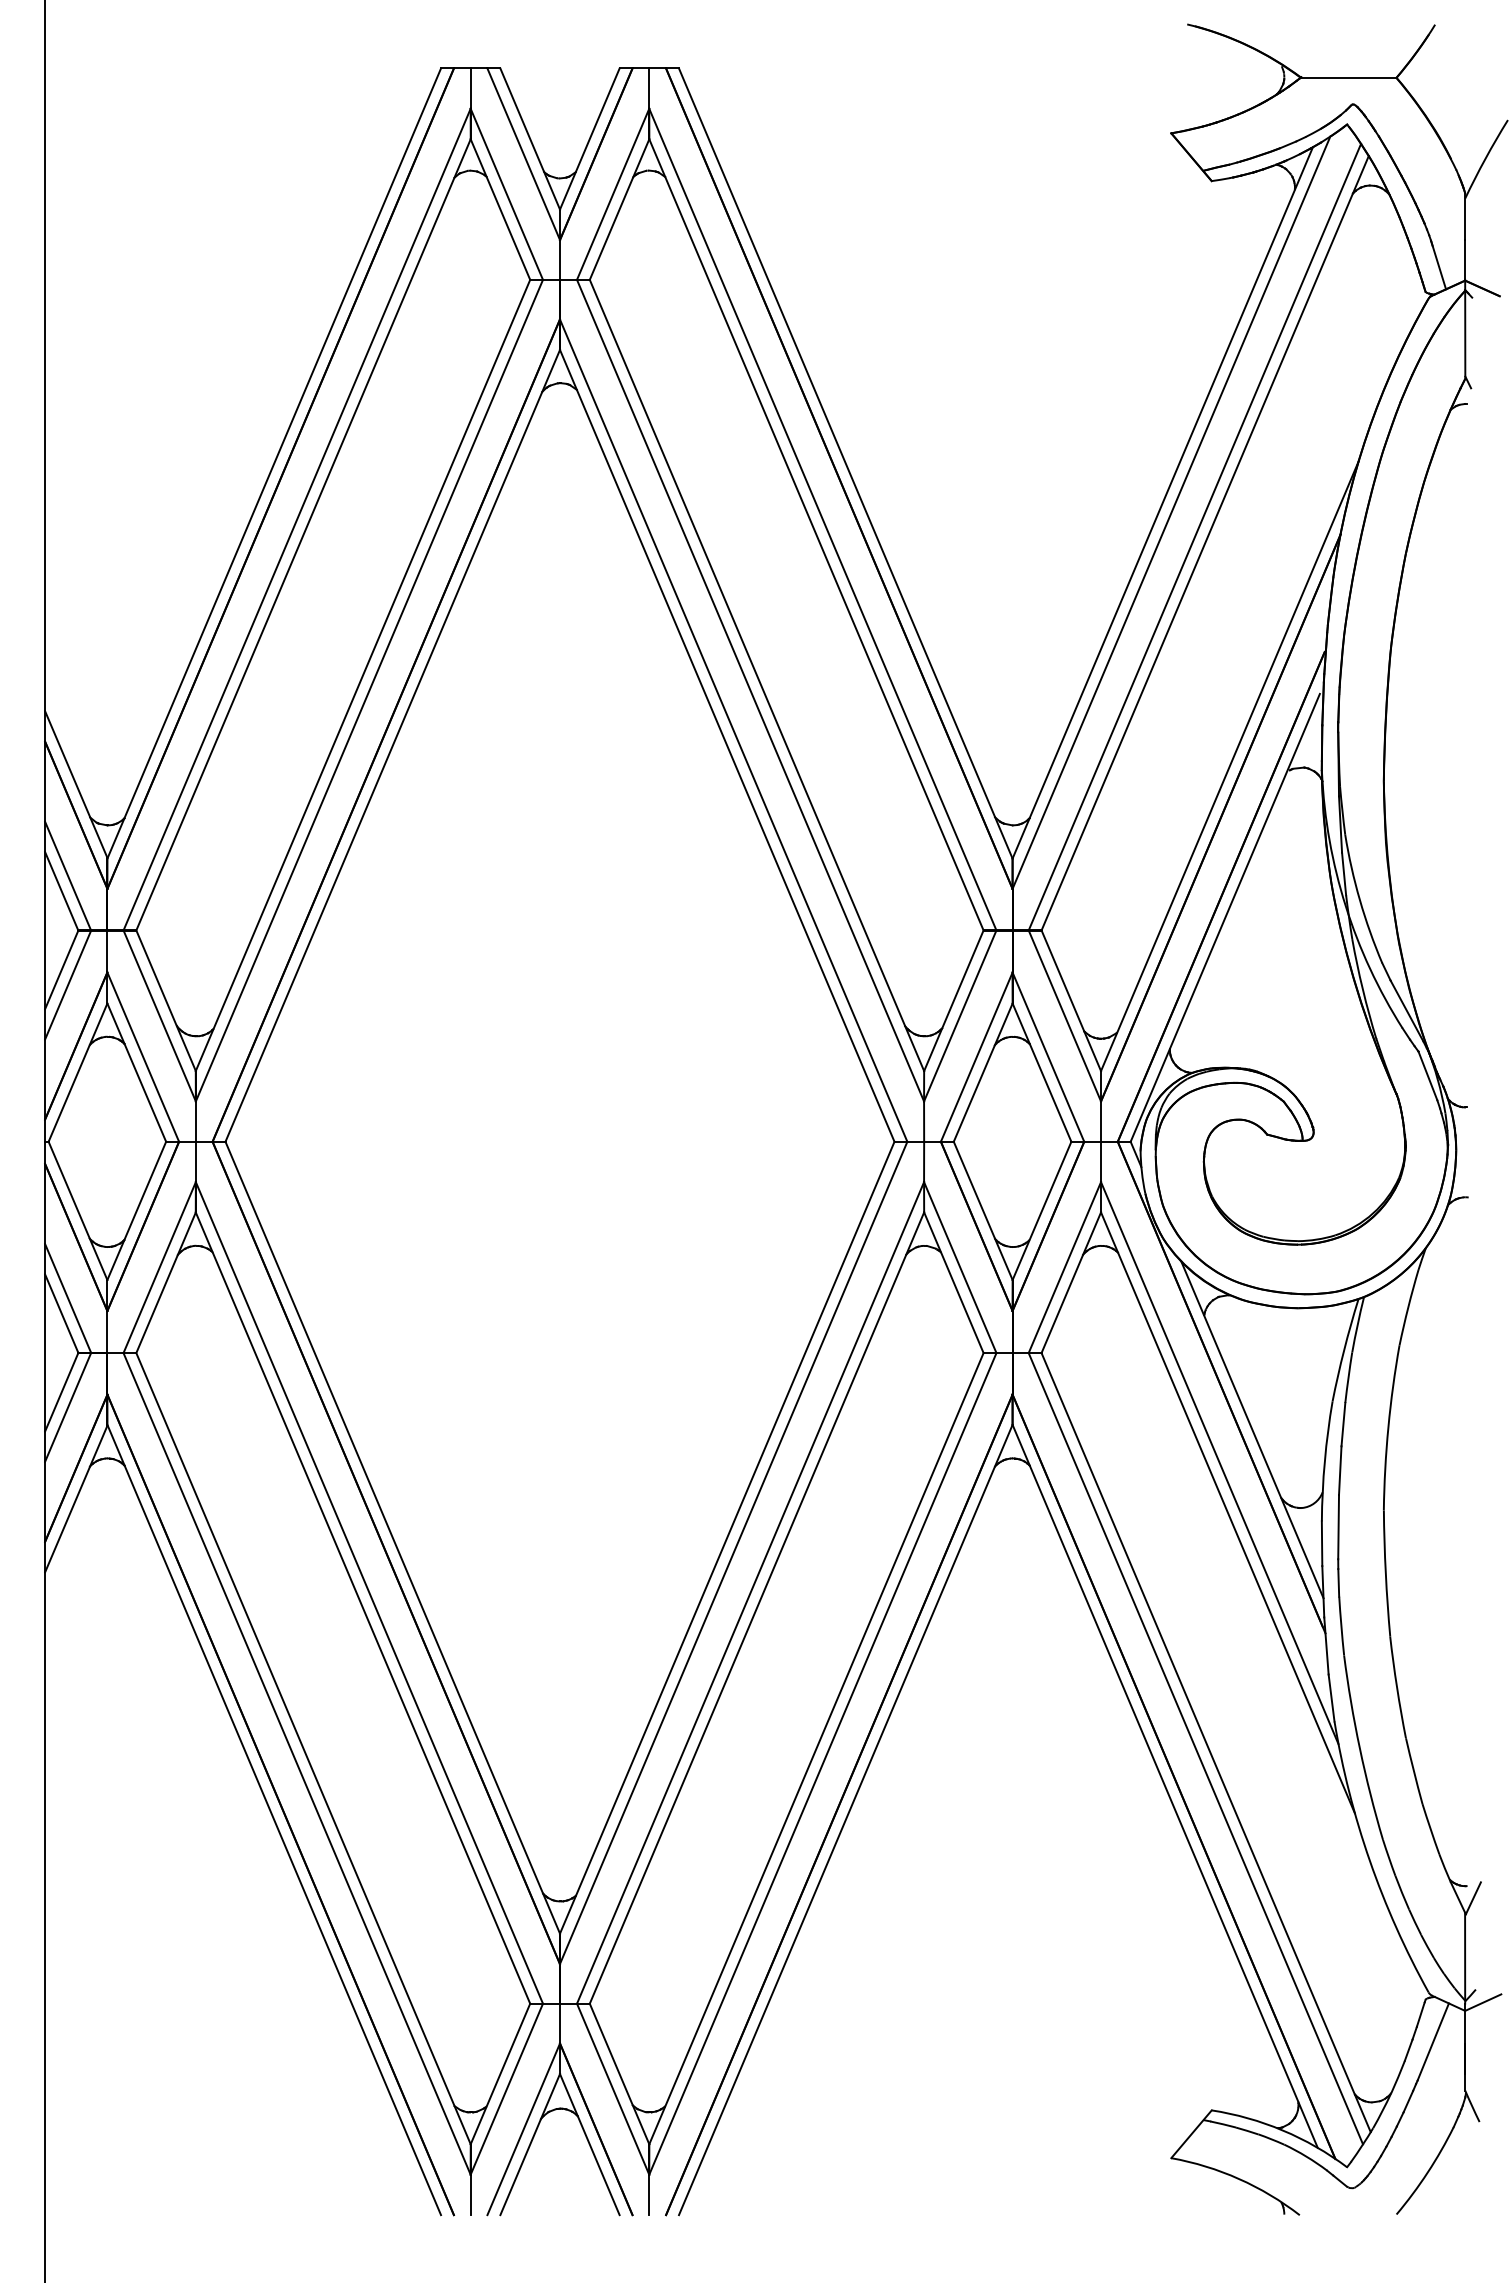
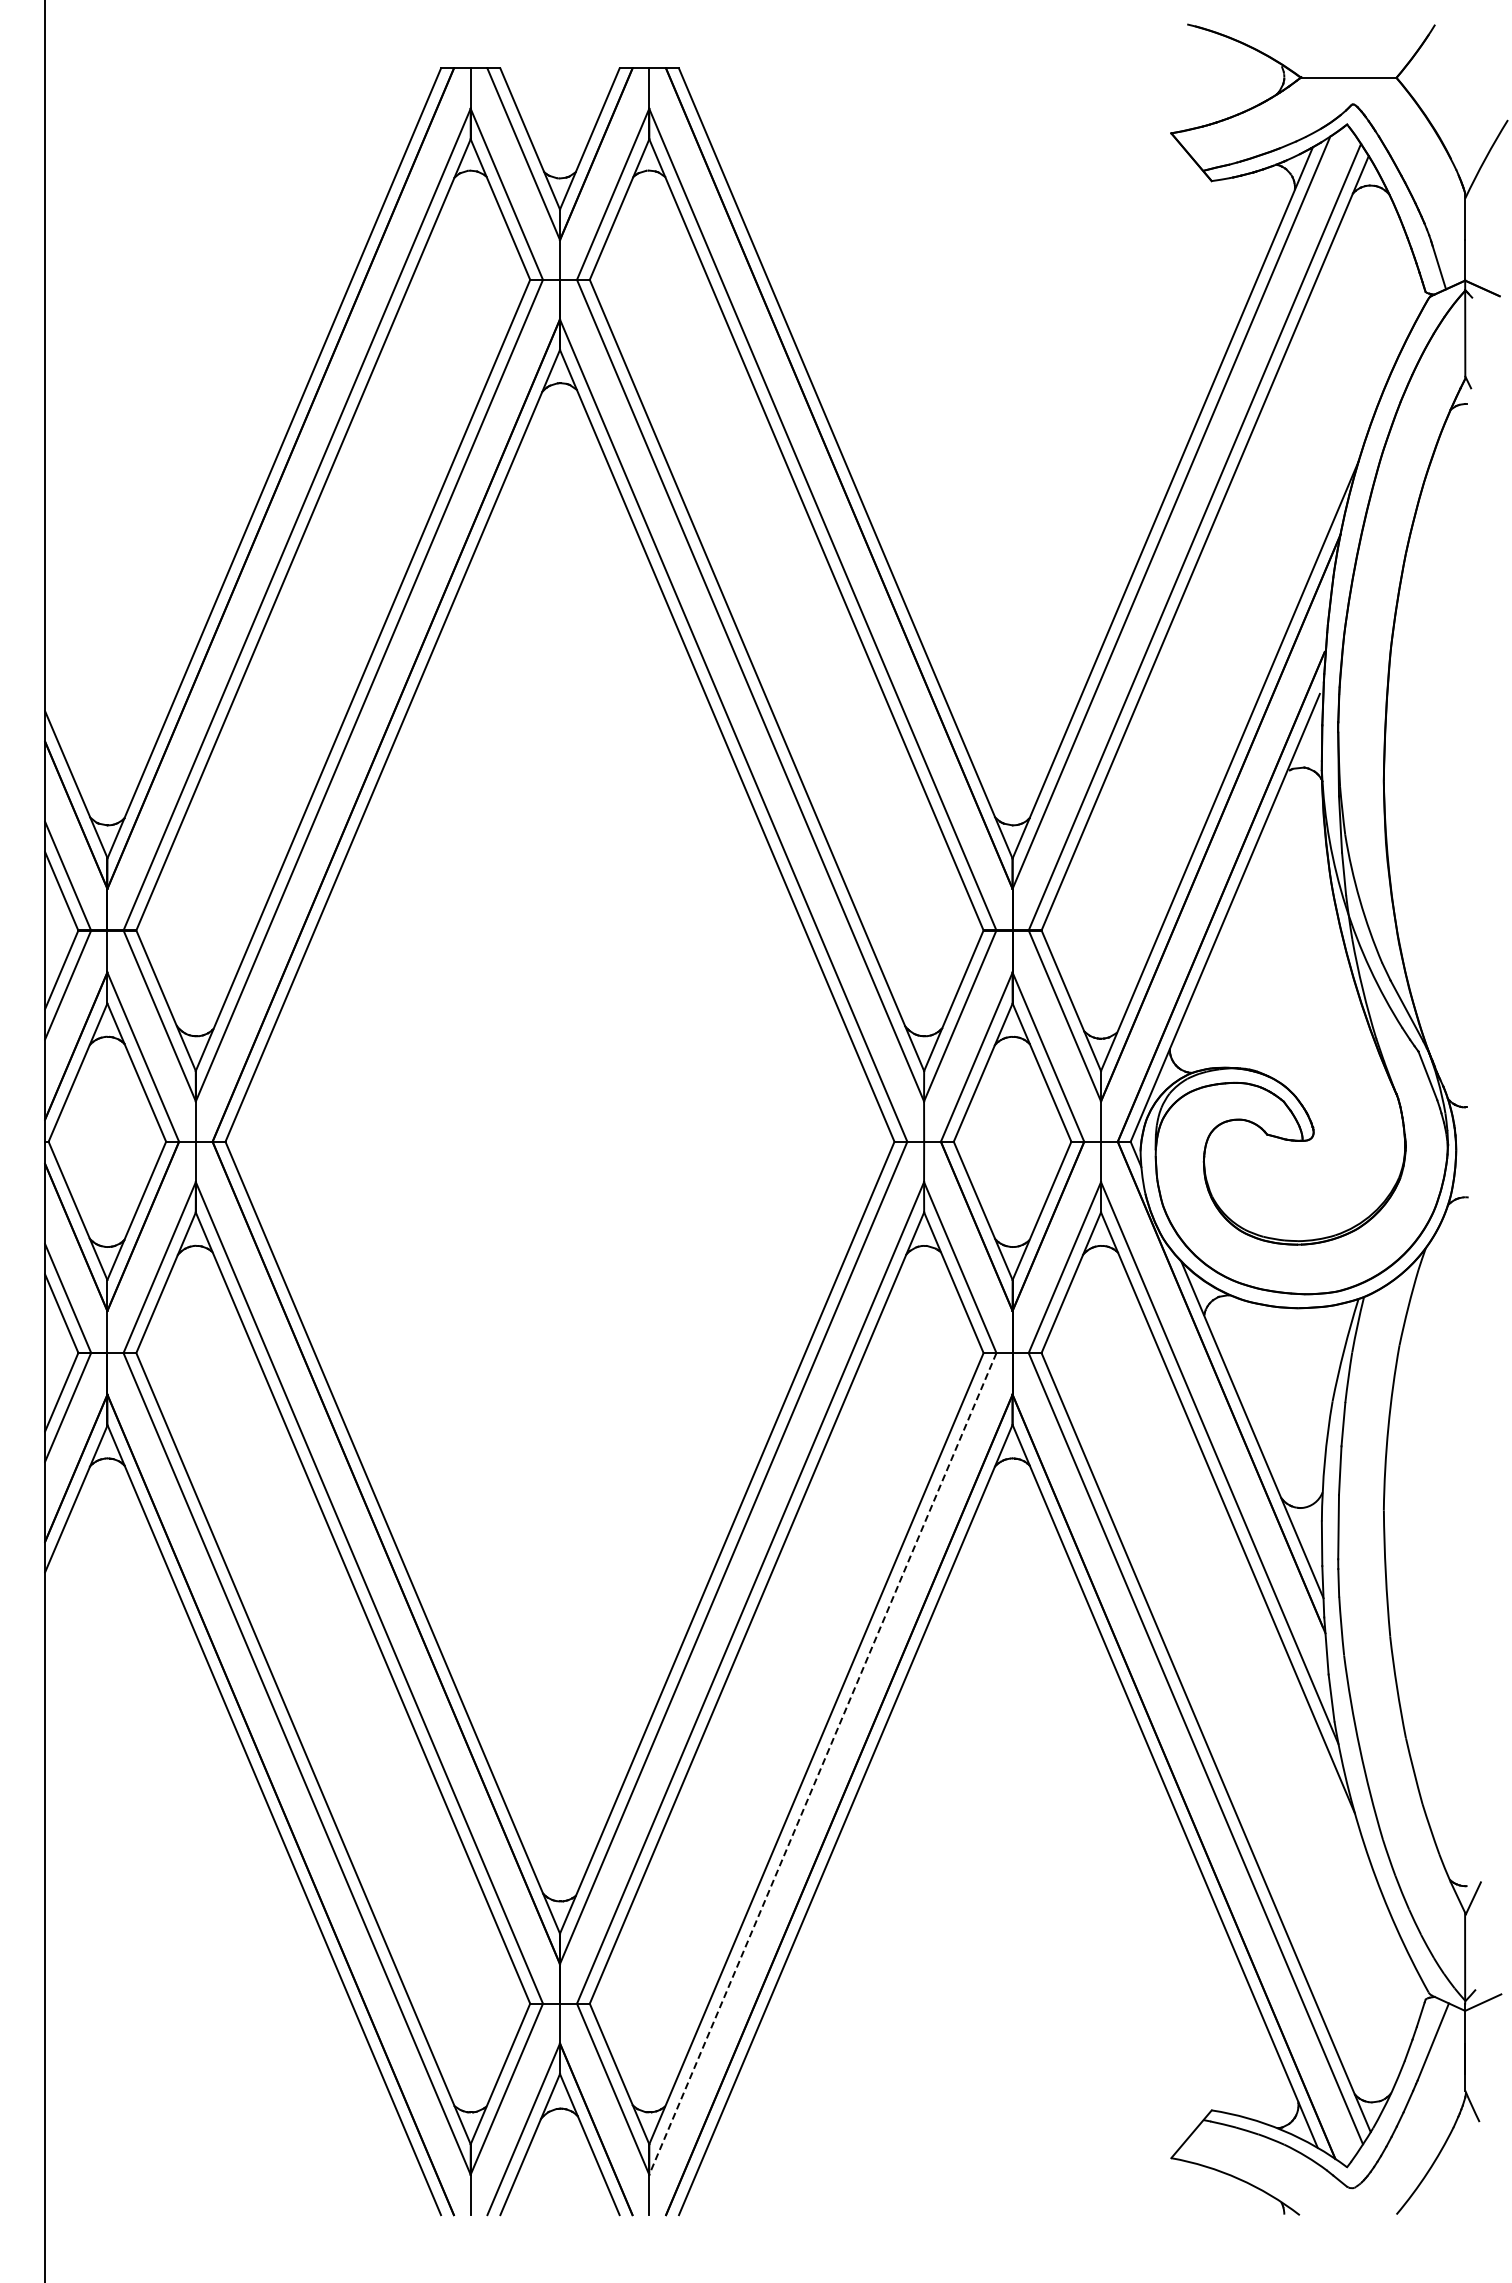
line: solid -> dashed (822, 1764)
